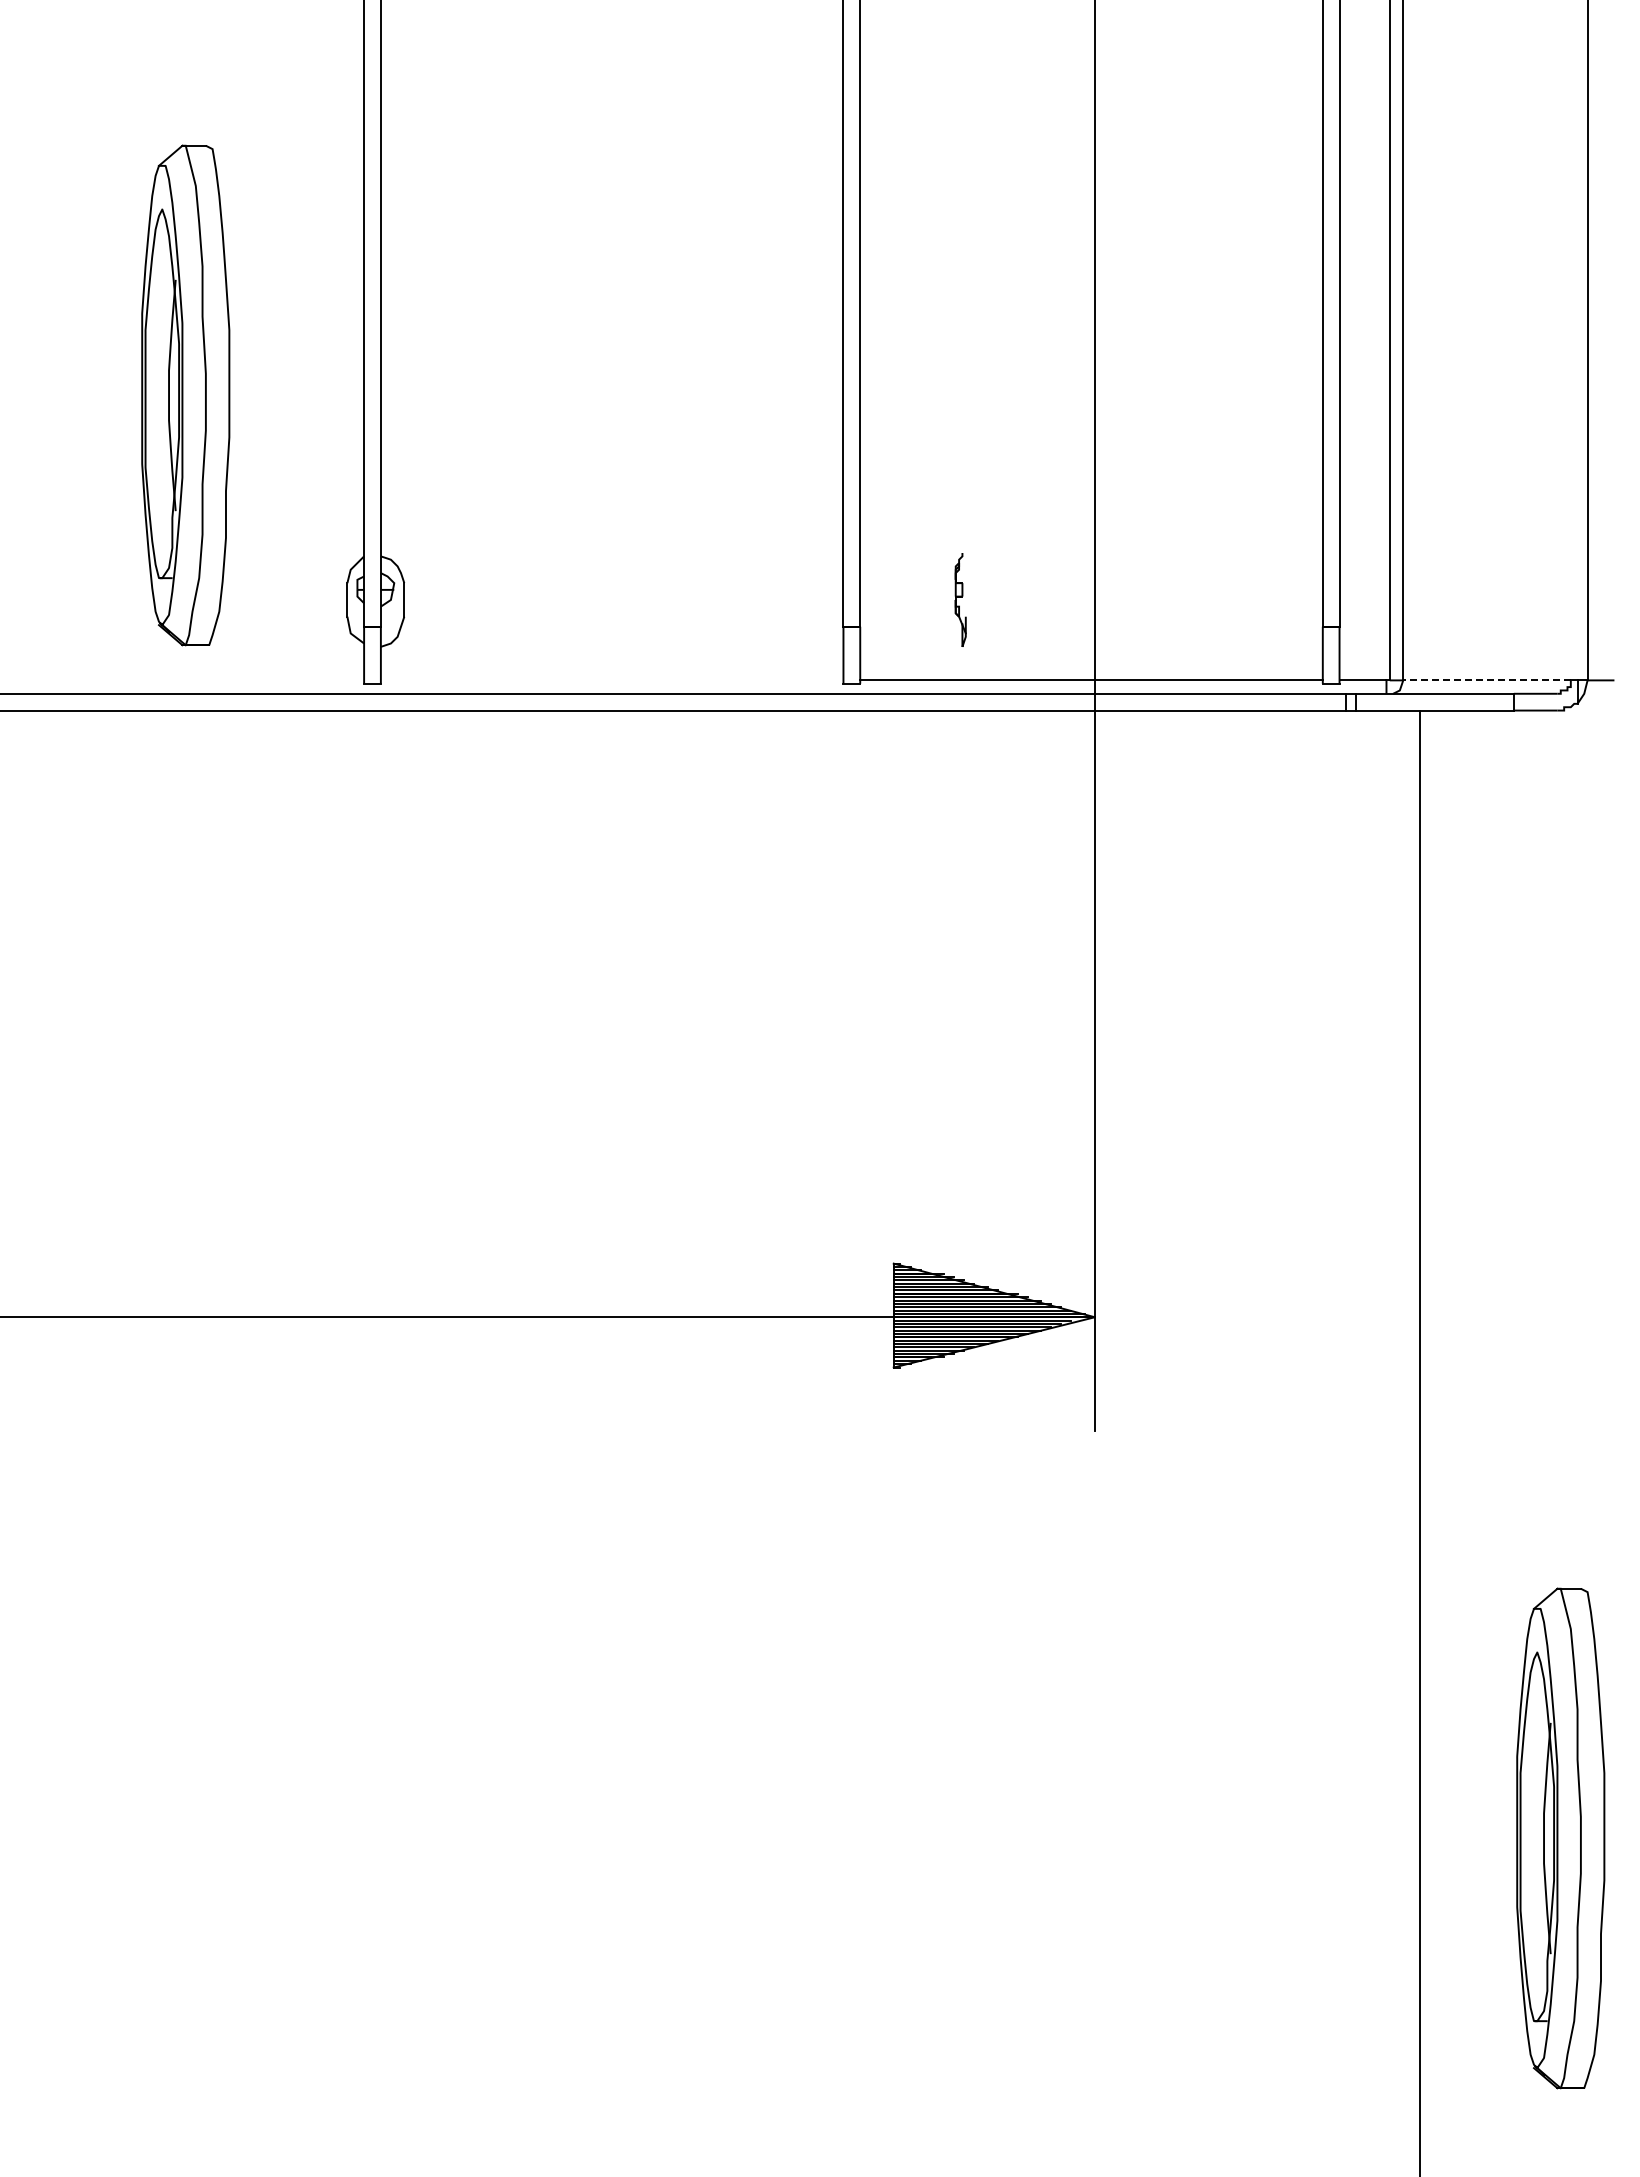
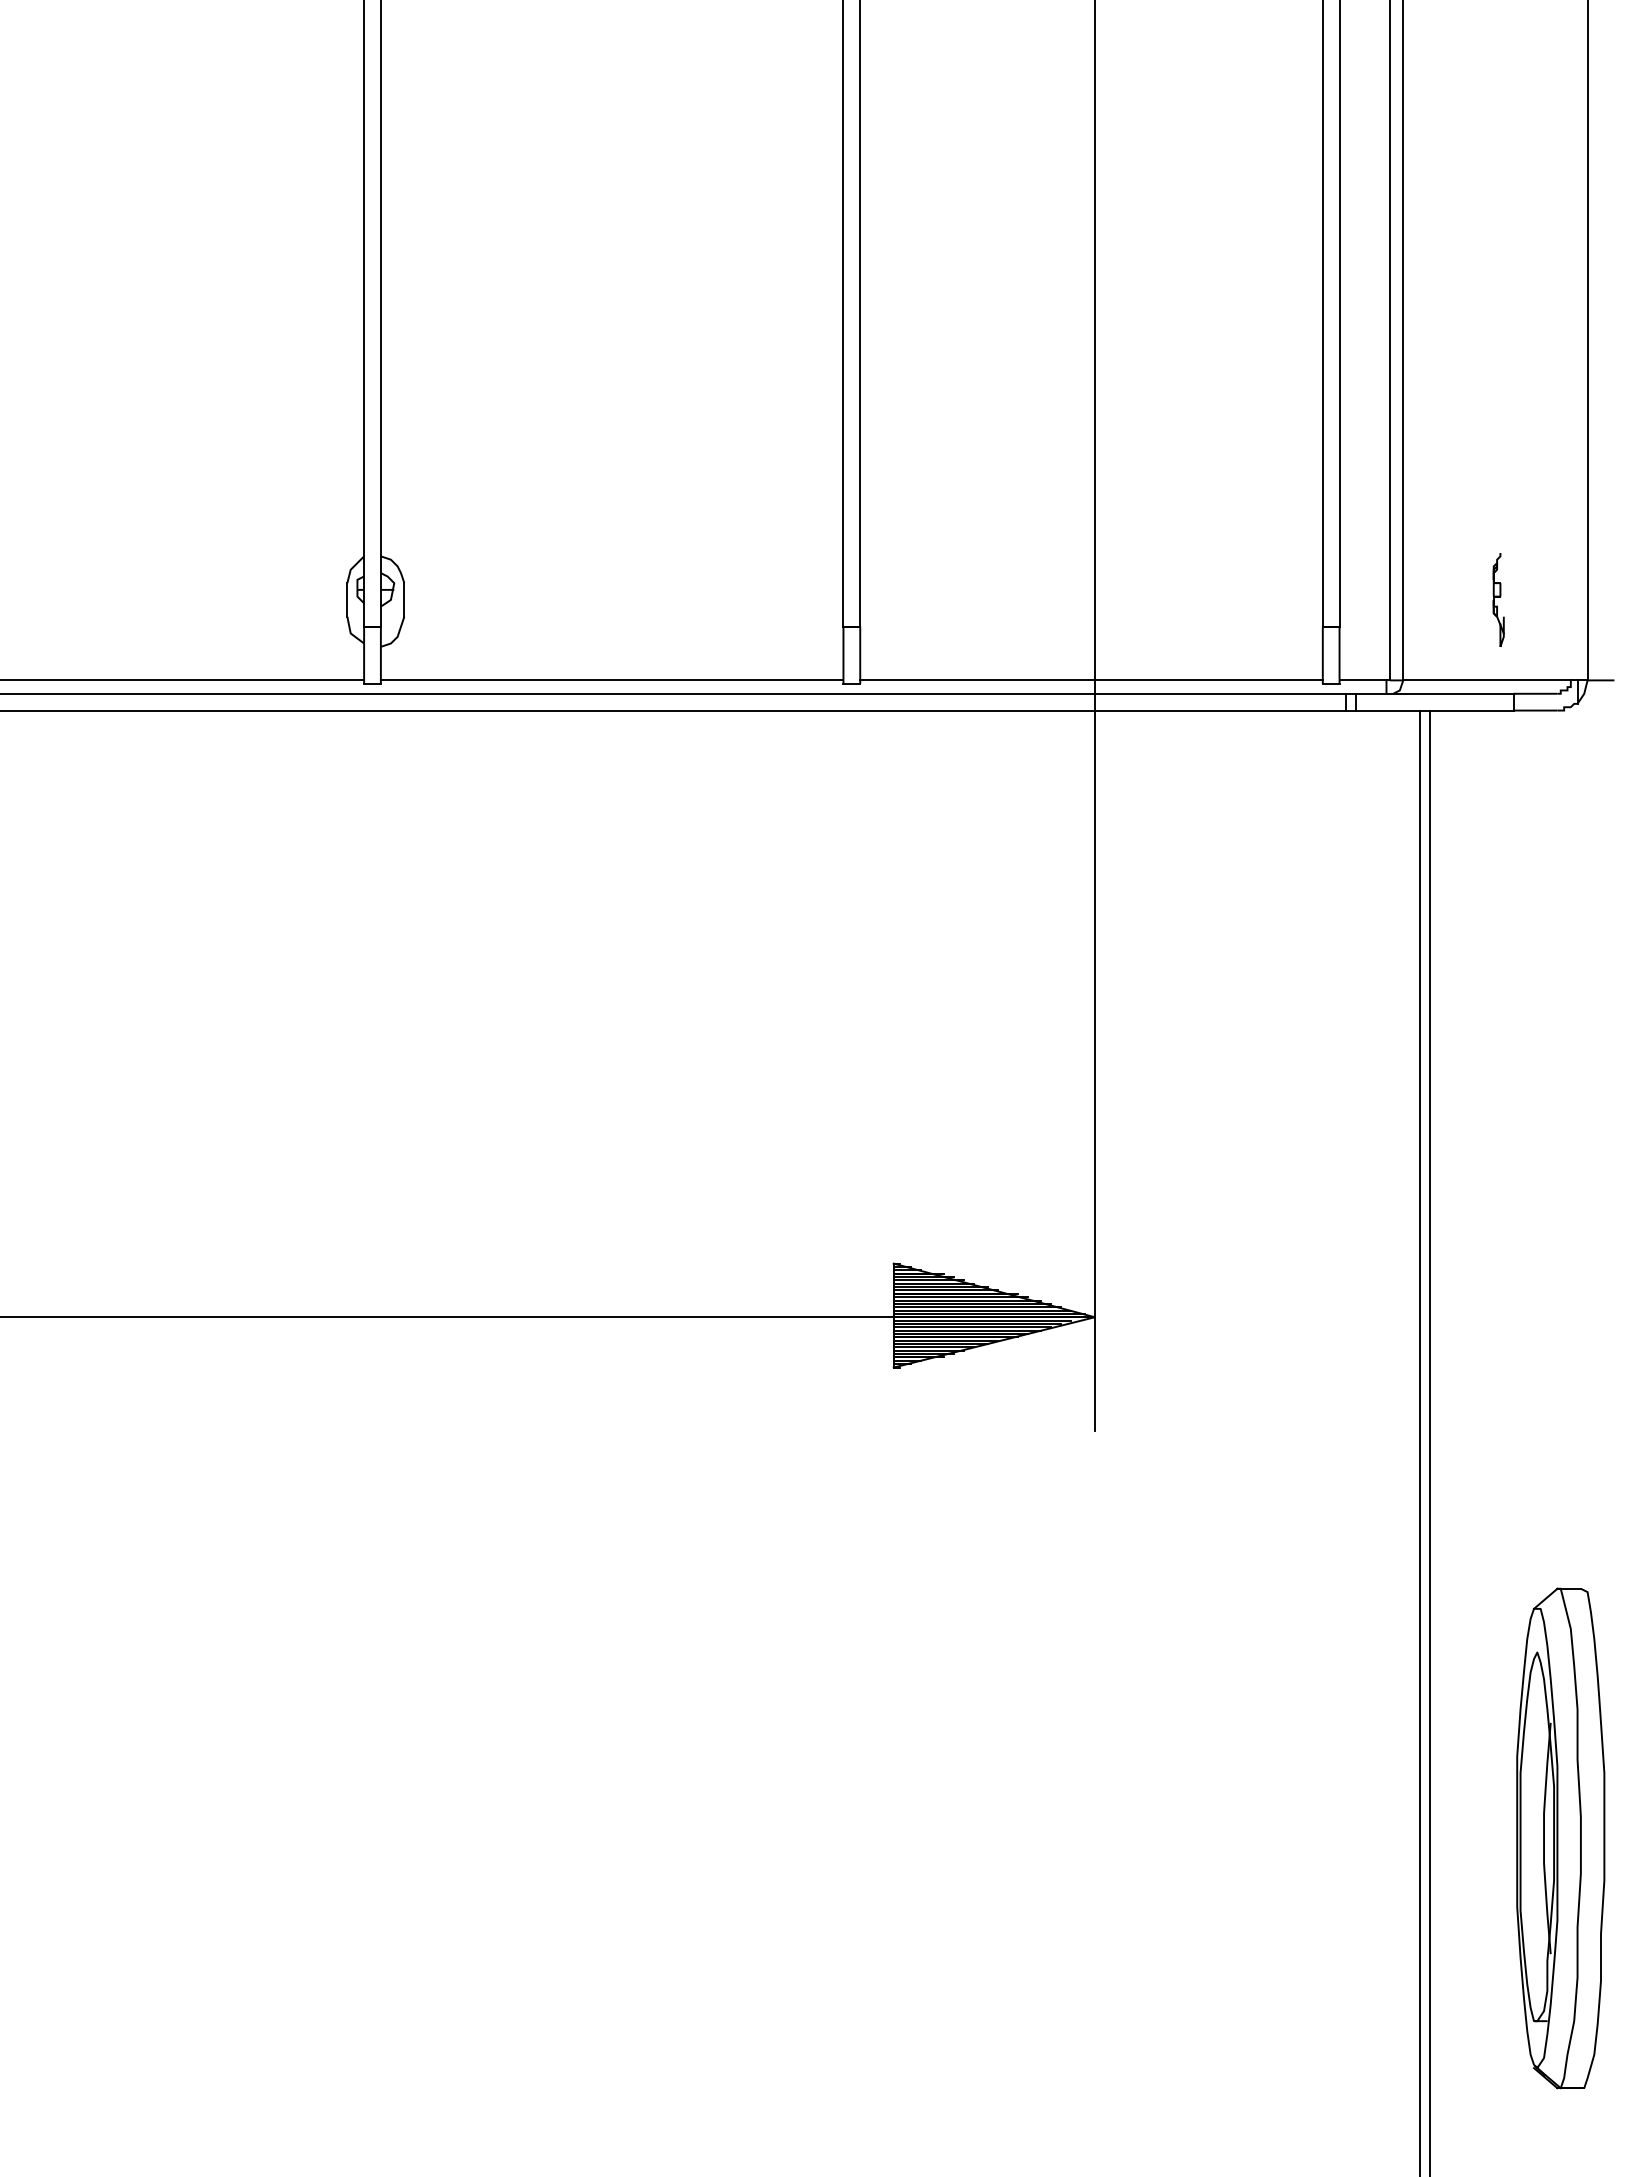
part: present -> none (185, 395)
part position: (960, 599) -> (1498, 599) (1498, 599)
line: none -> present (183, 680)
line: none -> present (611, 680)
line: dashed -> solid (1487, 680)
line: none -> present (1430, 1441)
